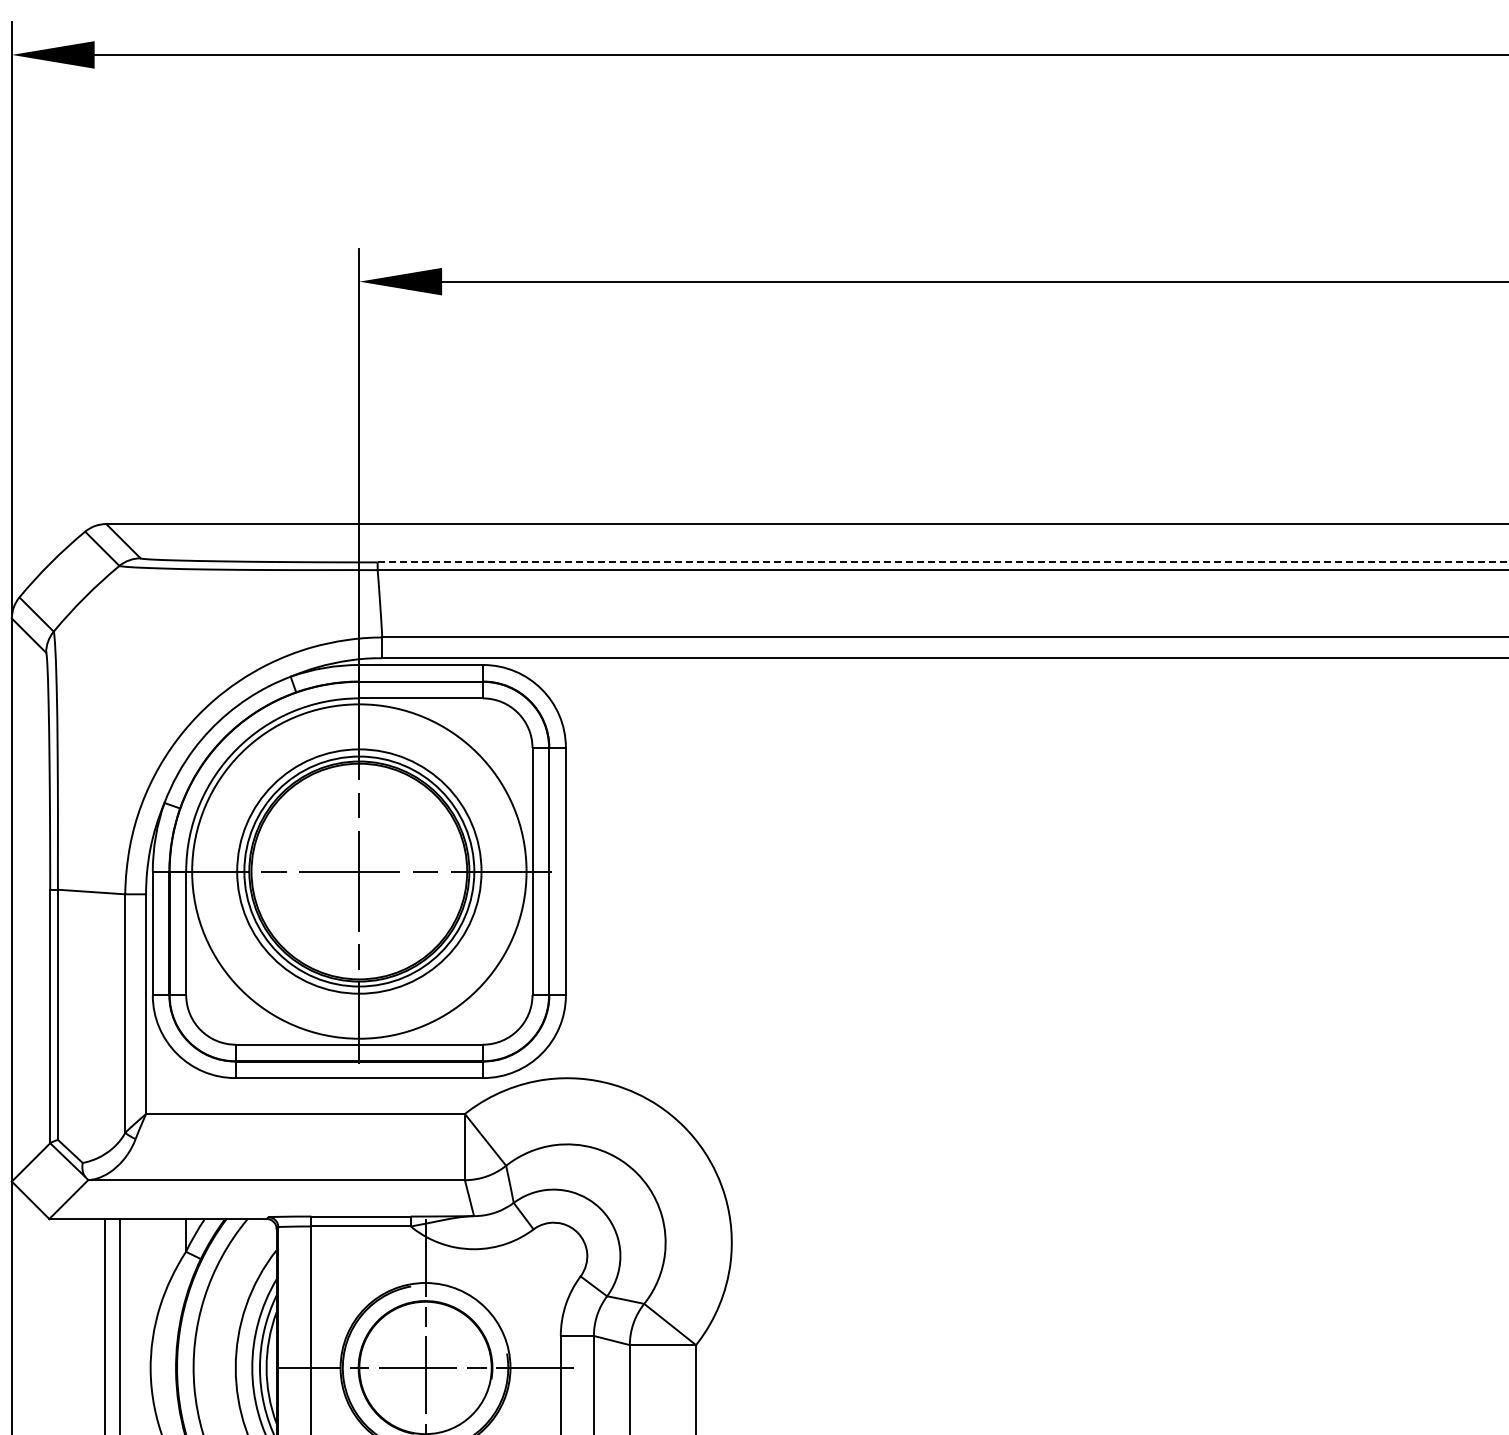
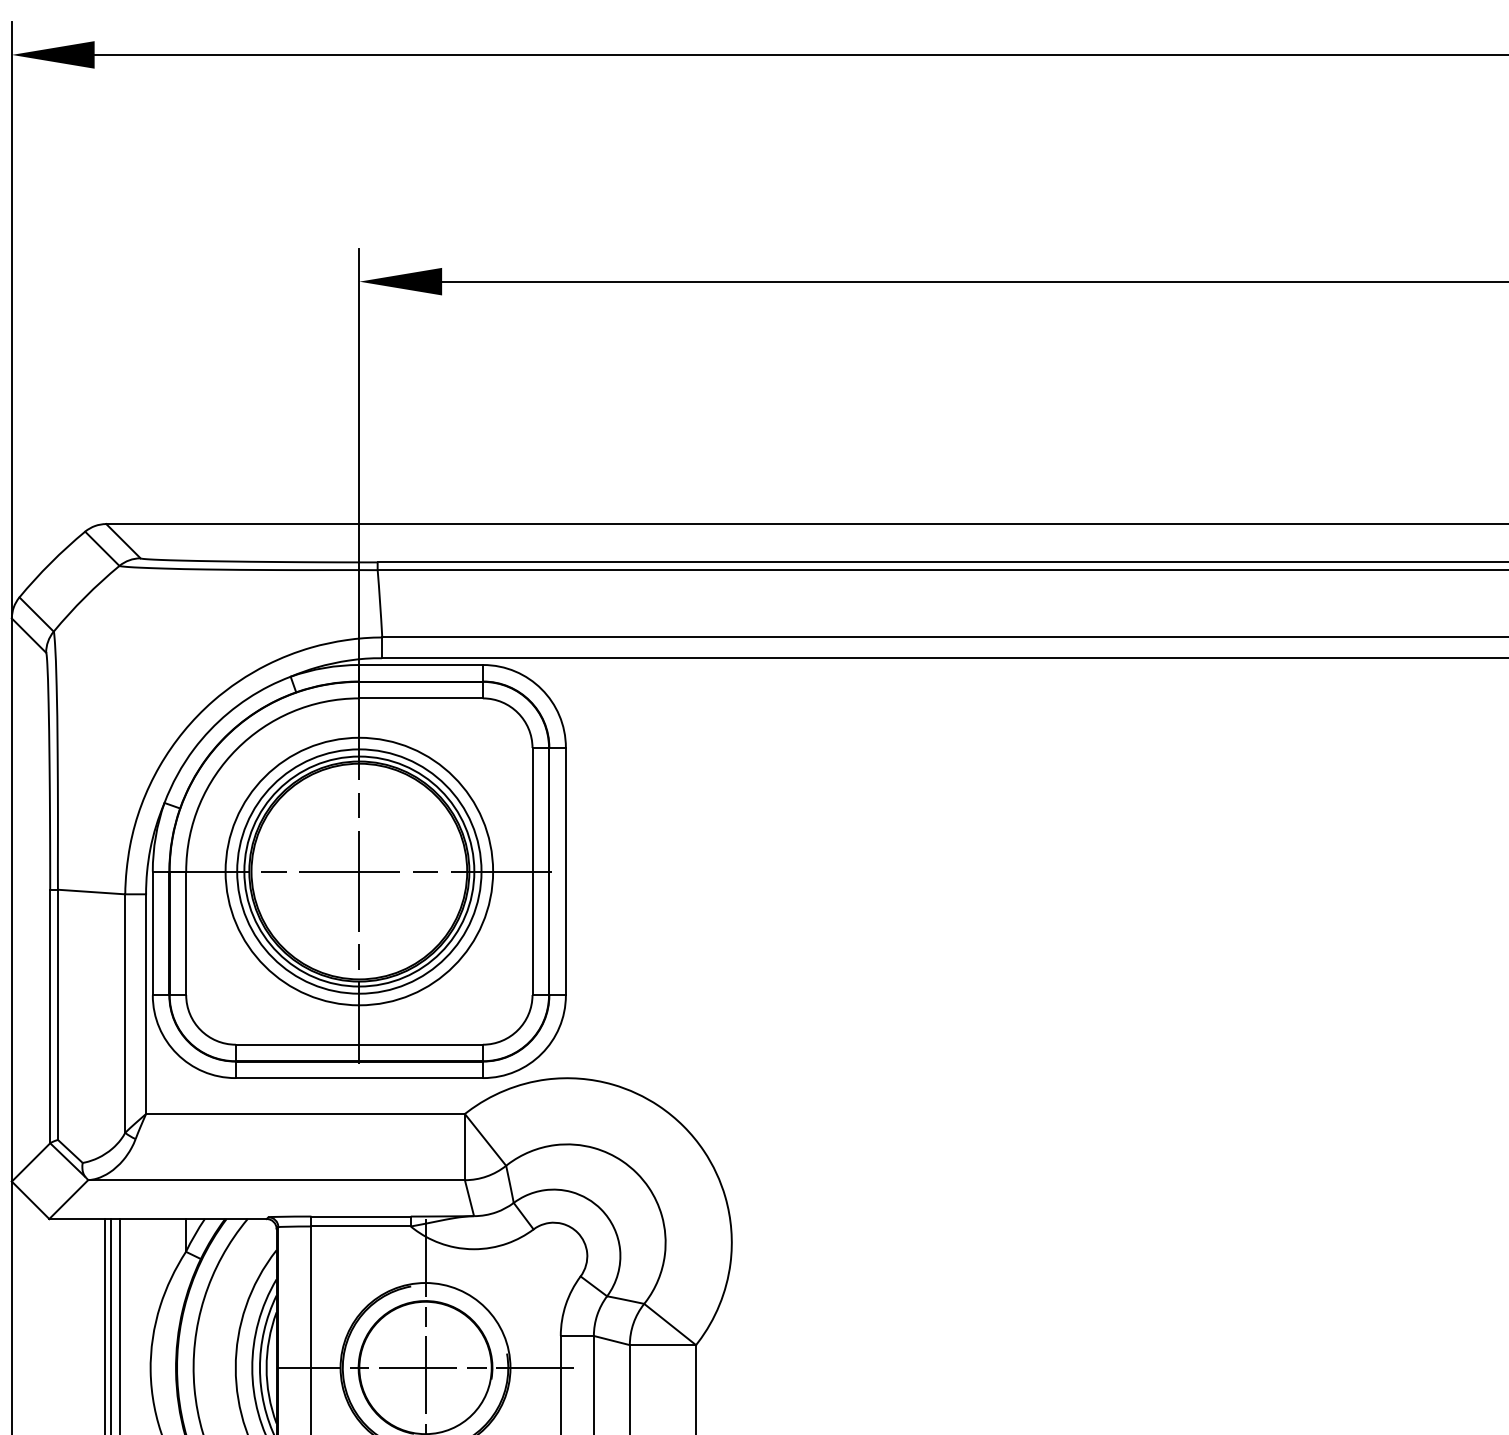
line: dashed -> solid (942, 562)
circle diameter: 334 px -> 268 px (359, 871)
line: none -> present (111, 1325)
